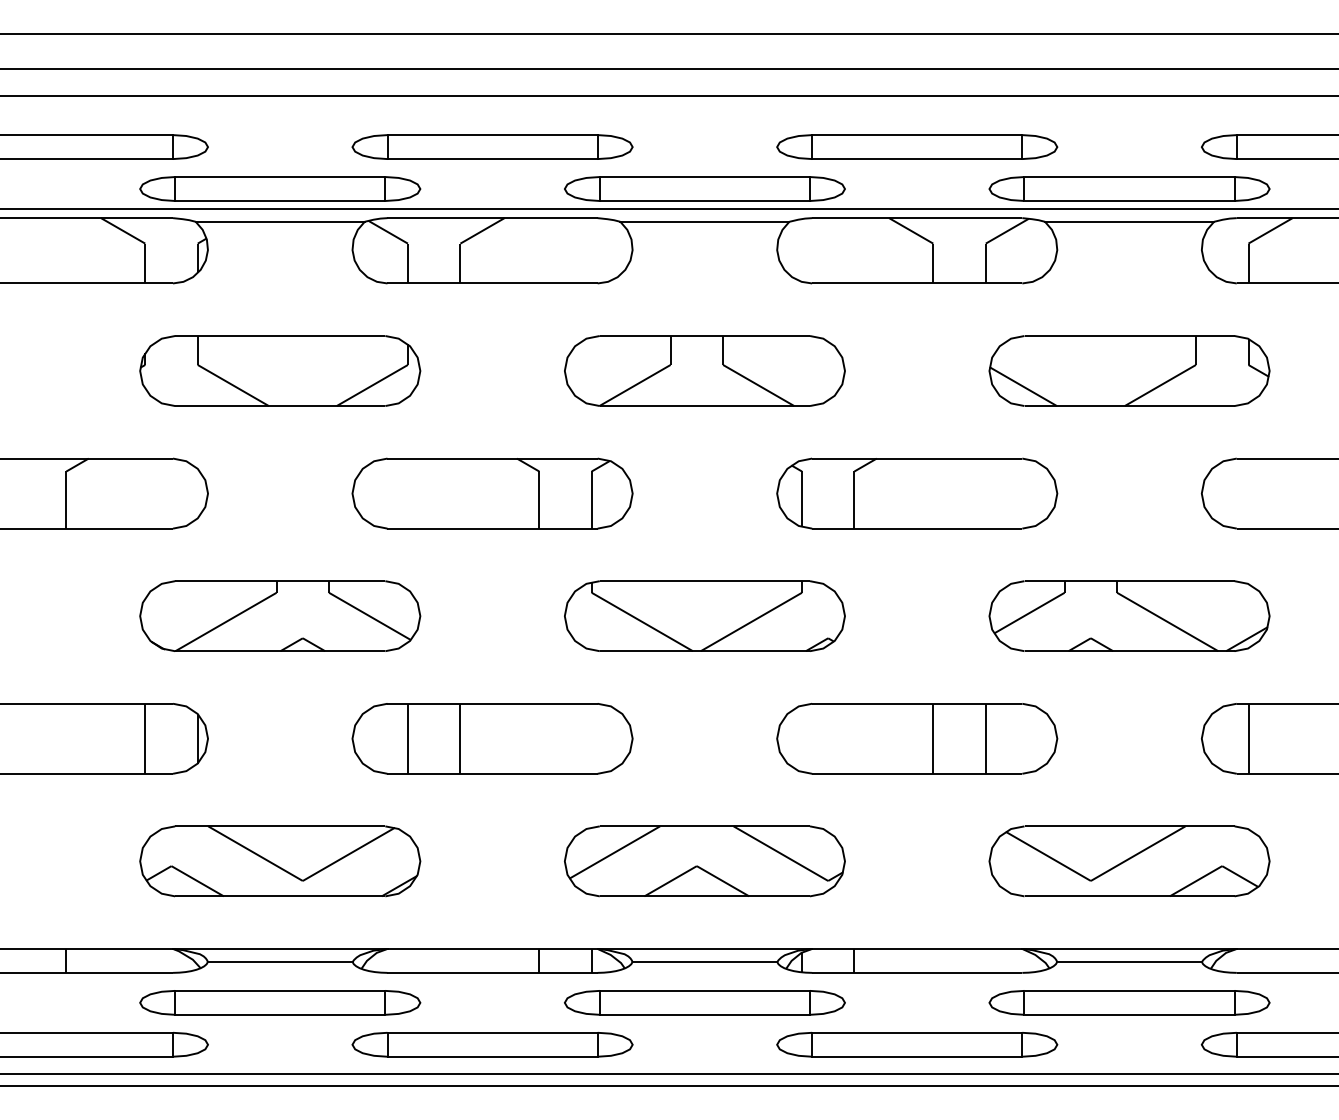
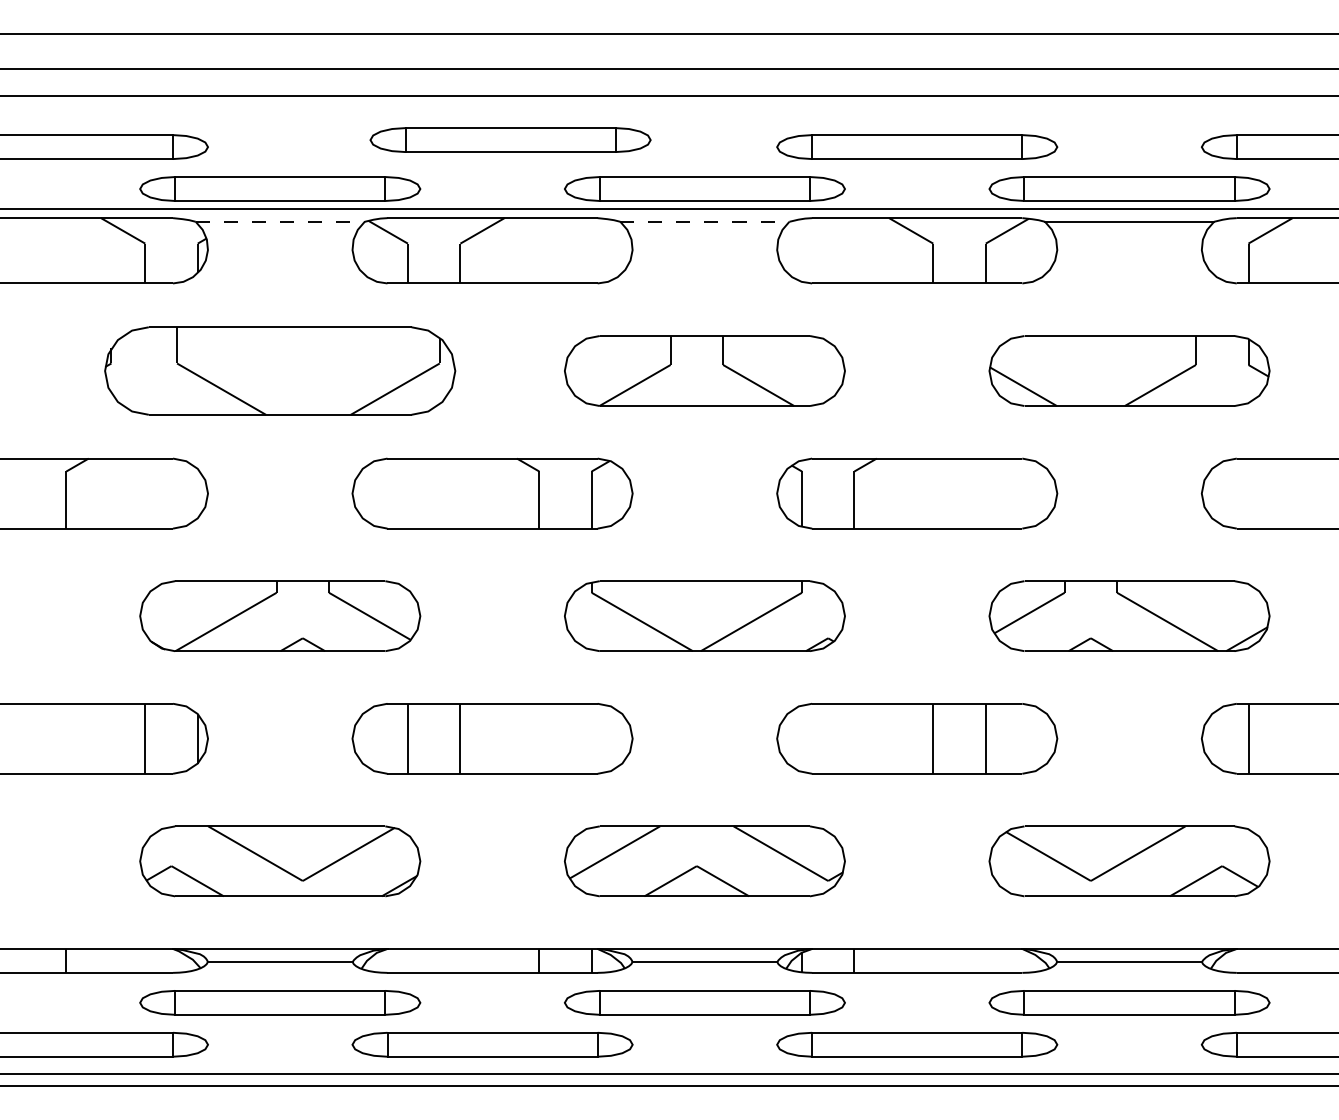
part position: (492, 146) -> (510, 139) (510, 139)
line: solid -> dashed (280, 221)
line: solid -> dashed (705, 221)
part size: 283x72 px -> 353x90 px (280, 370)
